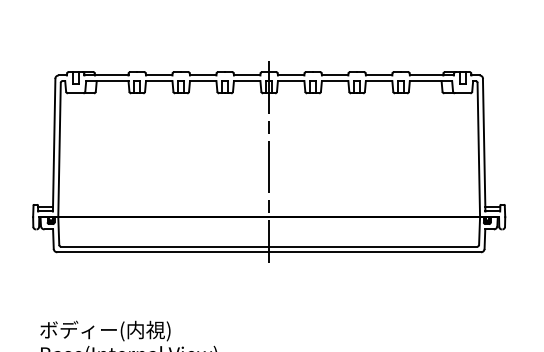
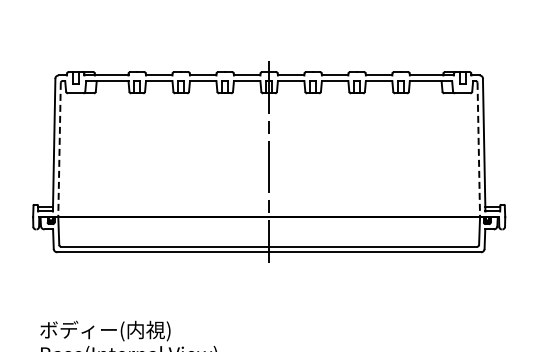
line: solid -> dashed (59, 150)
line: solid -> dashed (478, 150)
